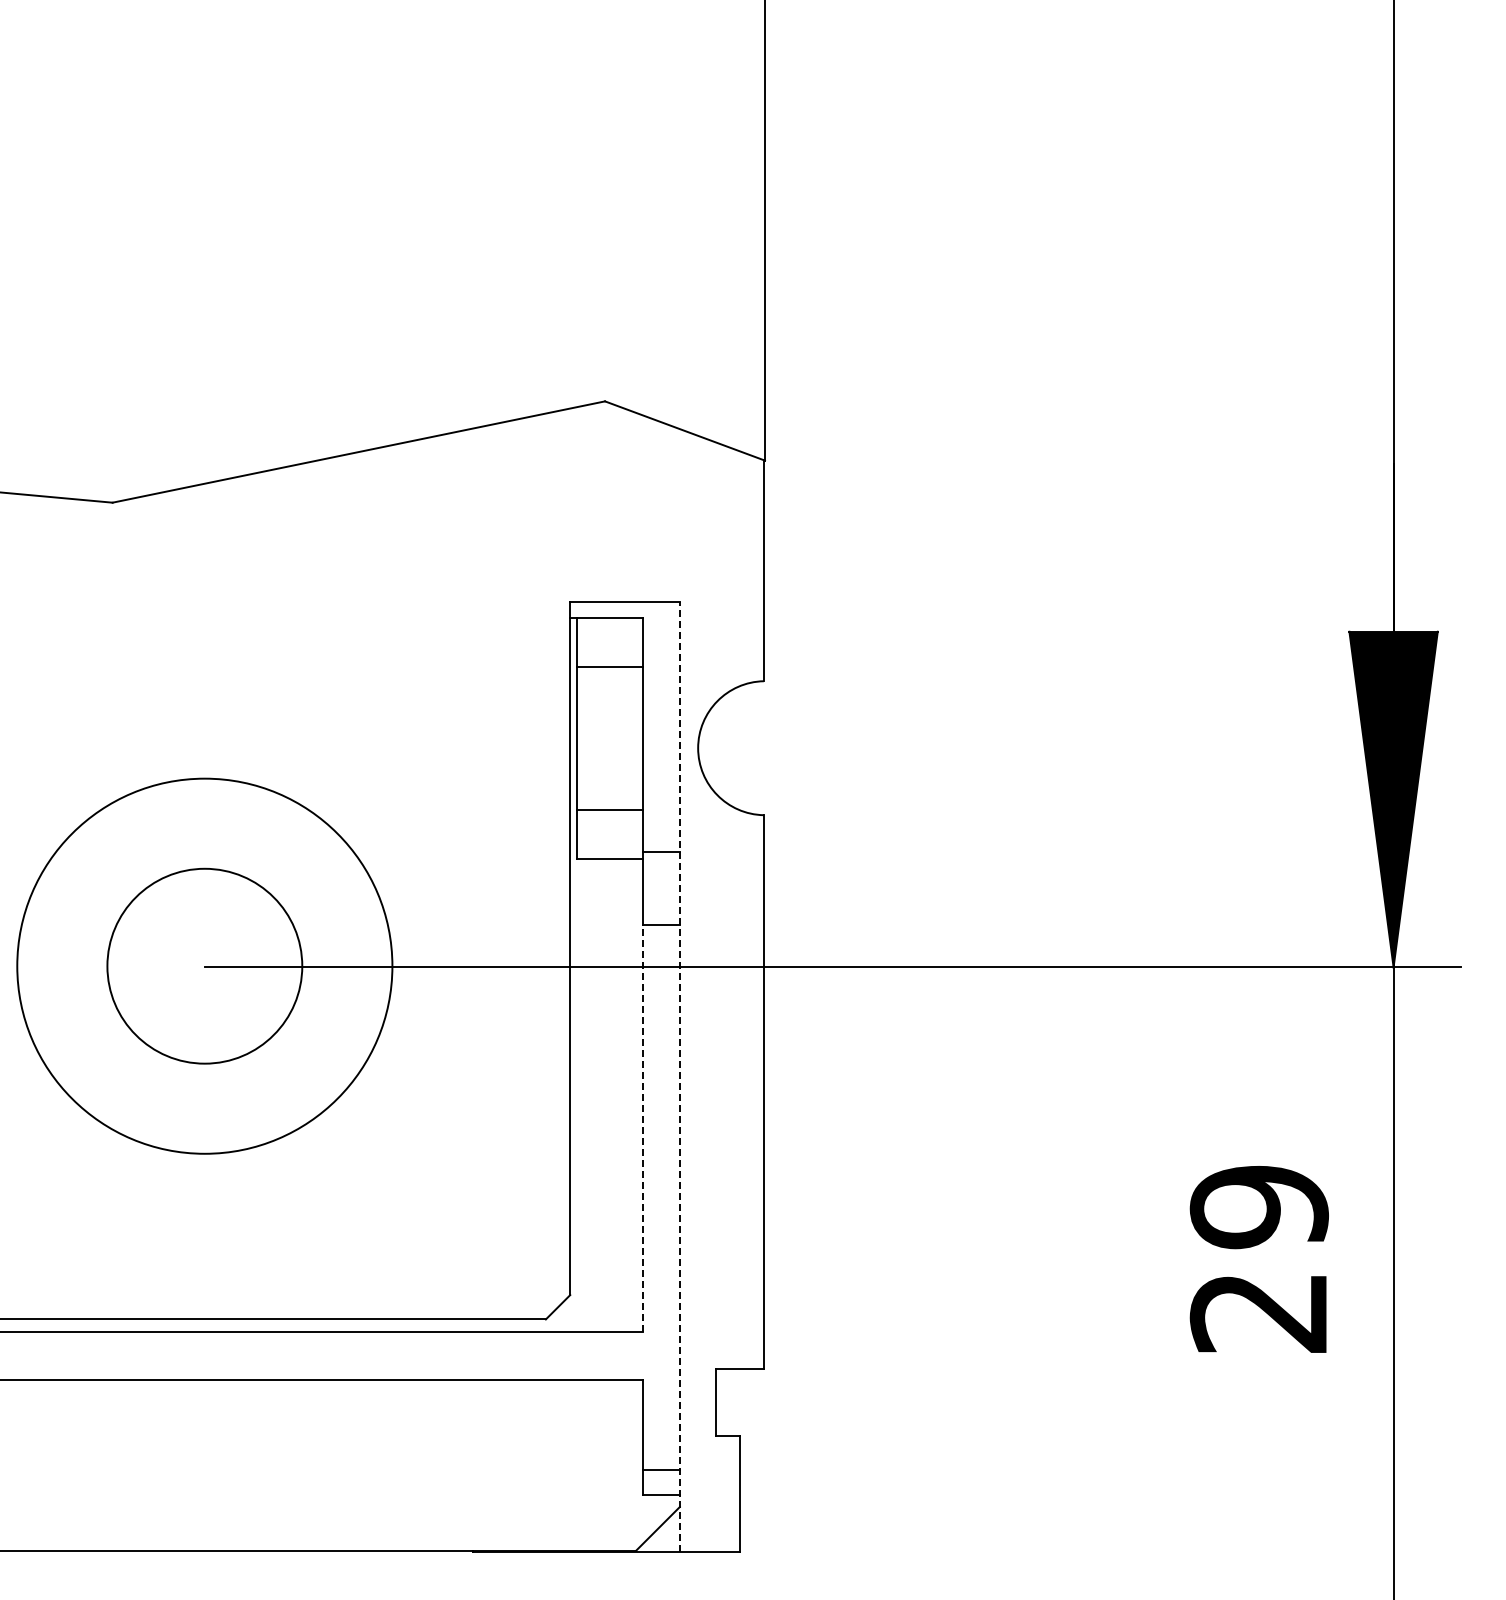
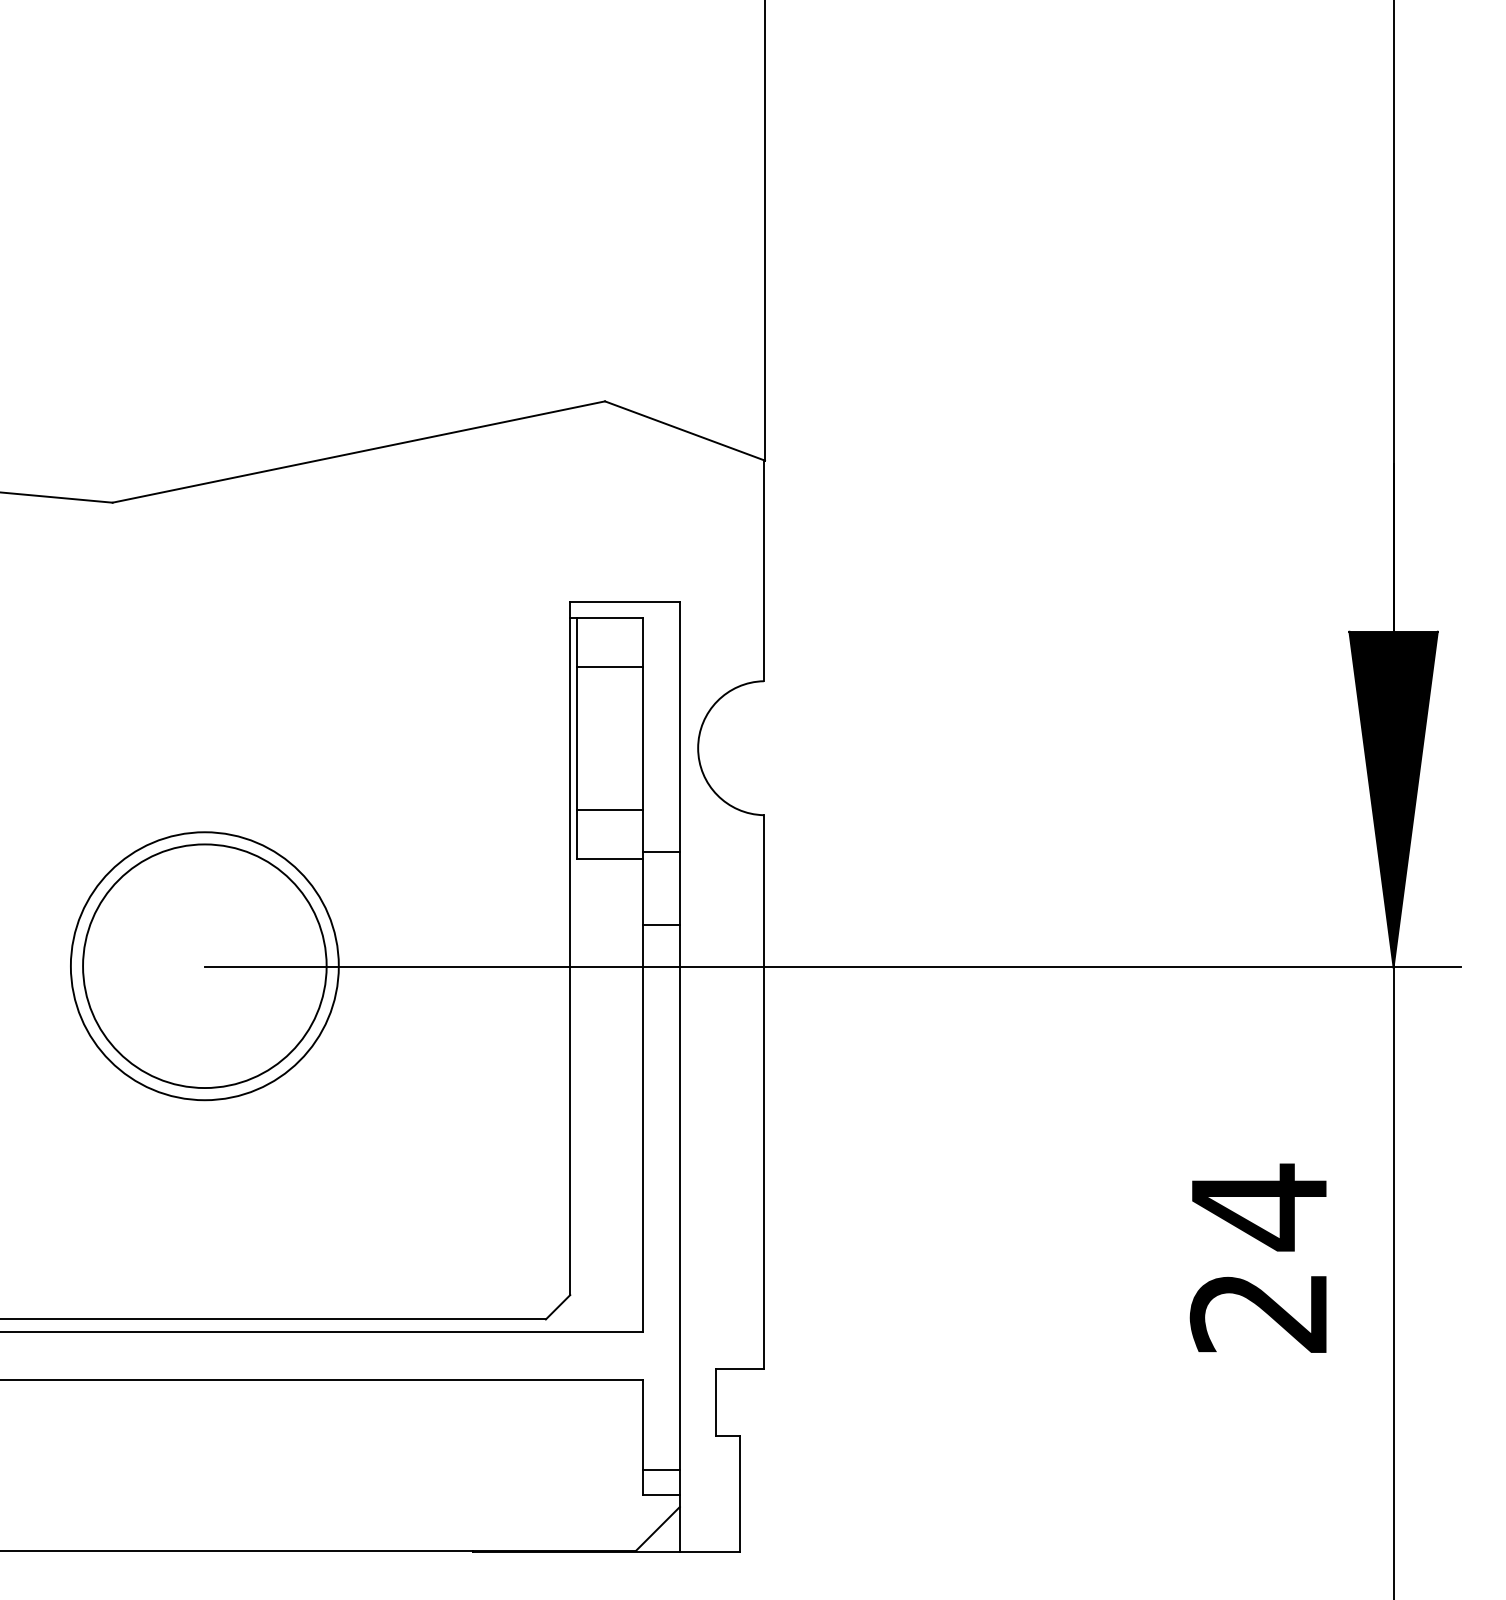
circle diameter: 195 px -> 244 px (204, 966)
circle diameter: 375 px -> 268 px (204, 966)
line: dashed -> solid (679, 1077)
line: dashed -> solid (643, 1127)
text: 29 -> 24 (1258, 1207)
